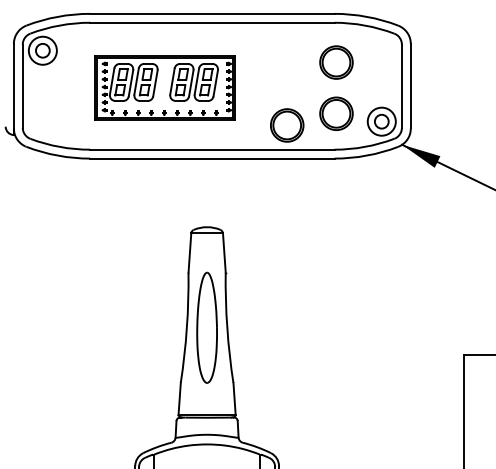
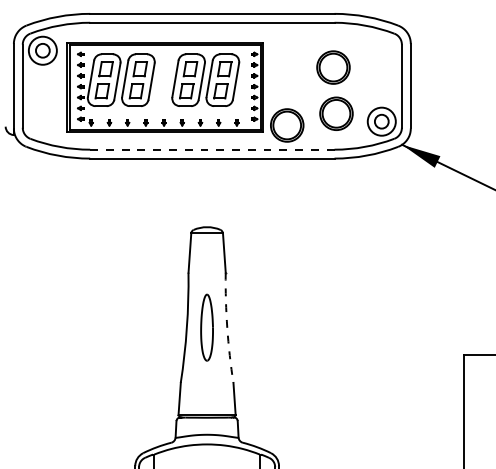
part position: (336, 62) -> (333, 67) (333, 67)
part size: 142x66 px -> 198x91 px (164, 87)
line: solid -> dashed (212, 149)
part size: 22x113 px -> 14x69 px (206, 327)
arc: solid -> dashed (227, 327)
